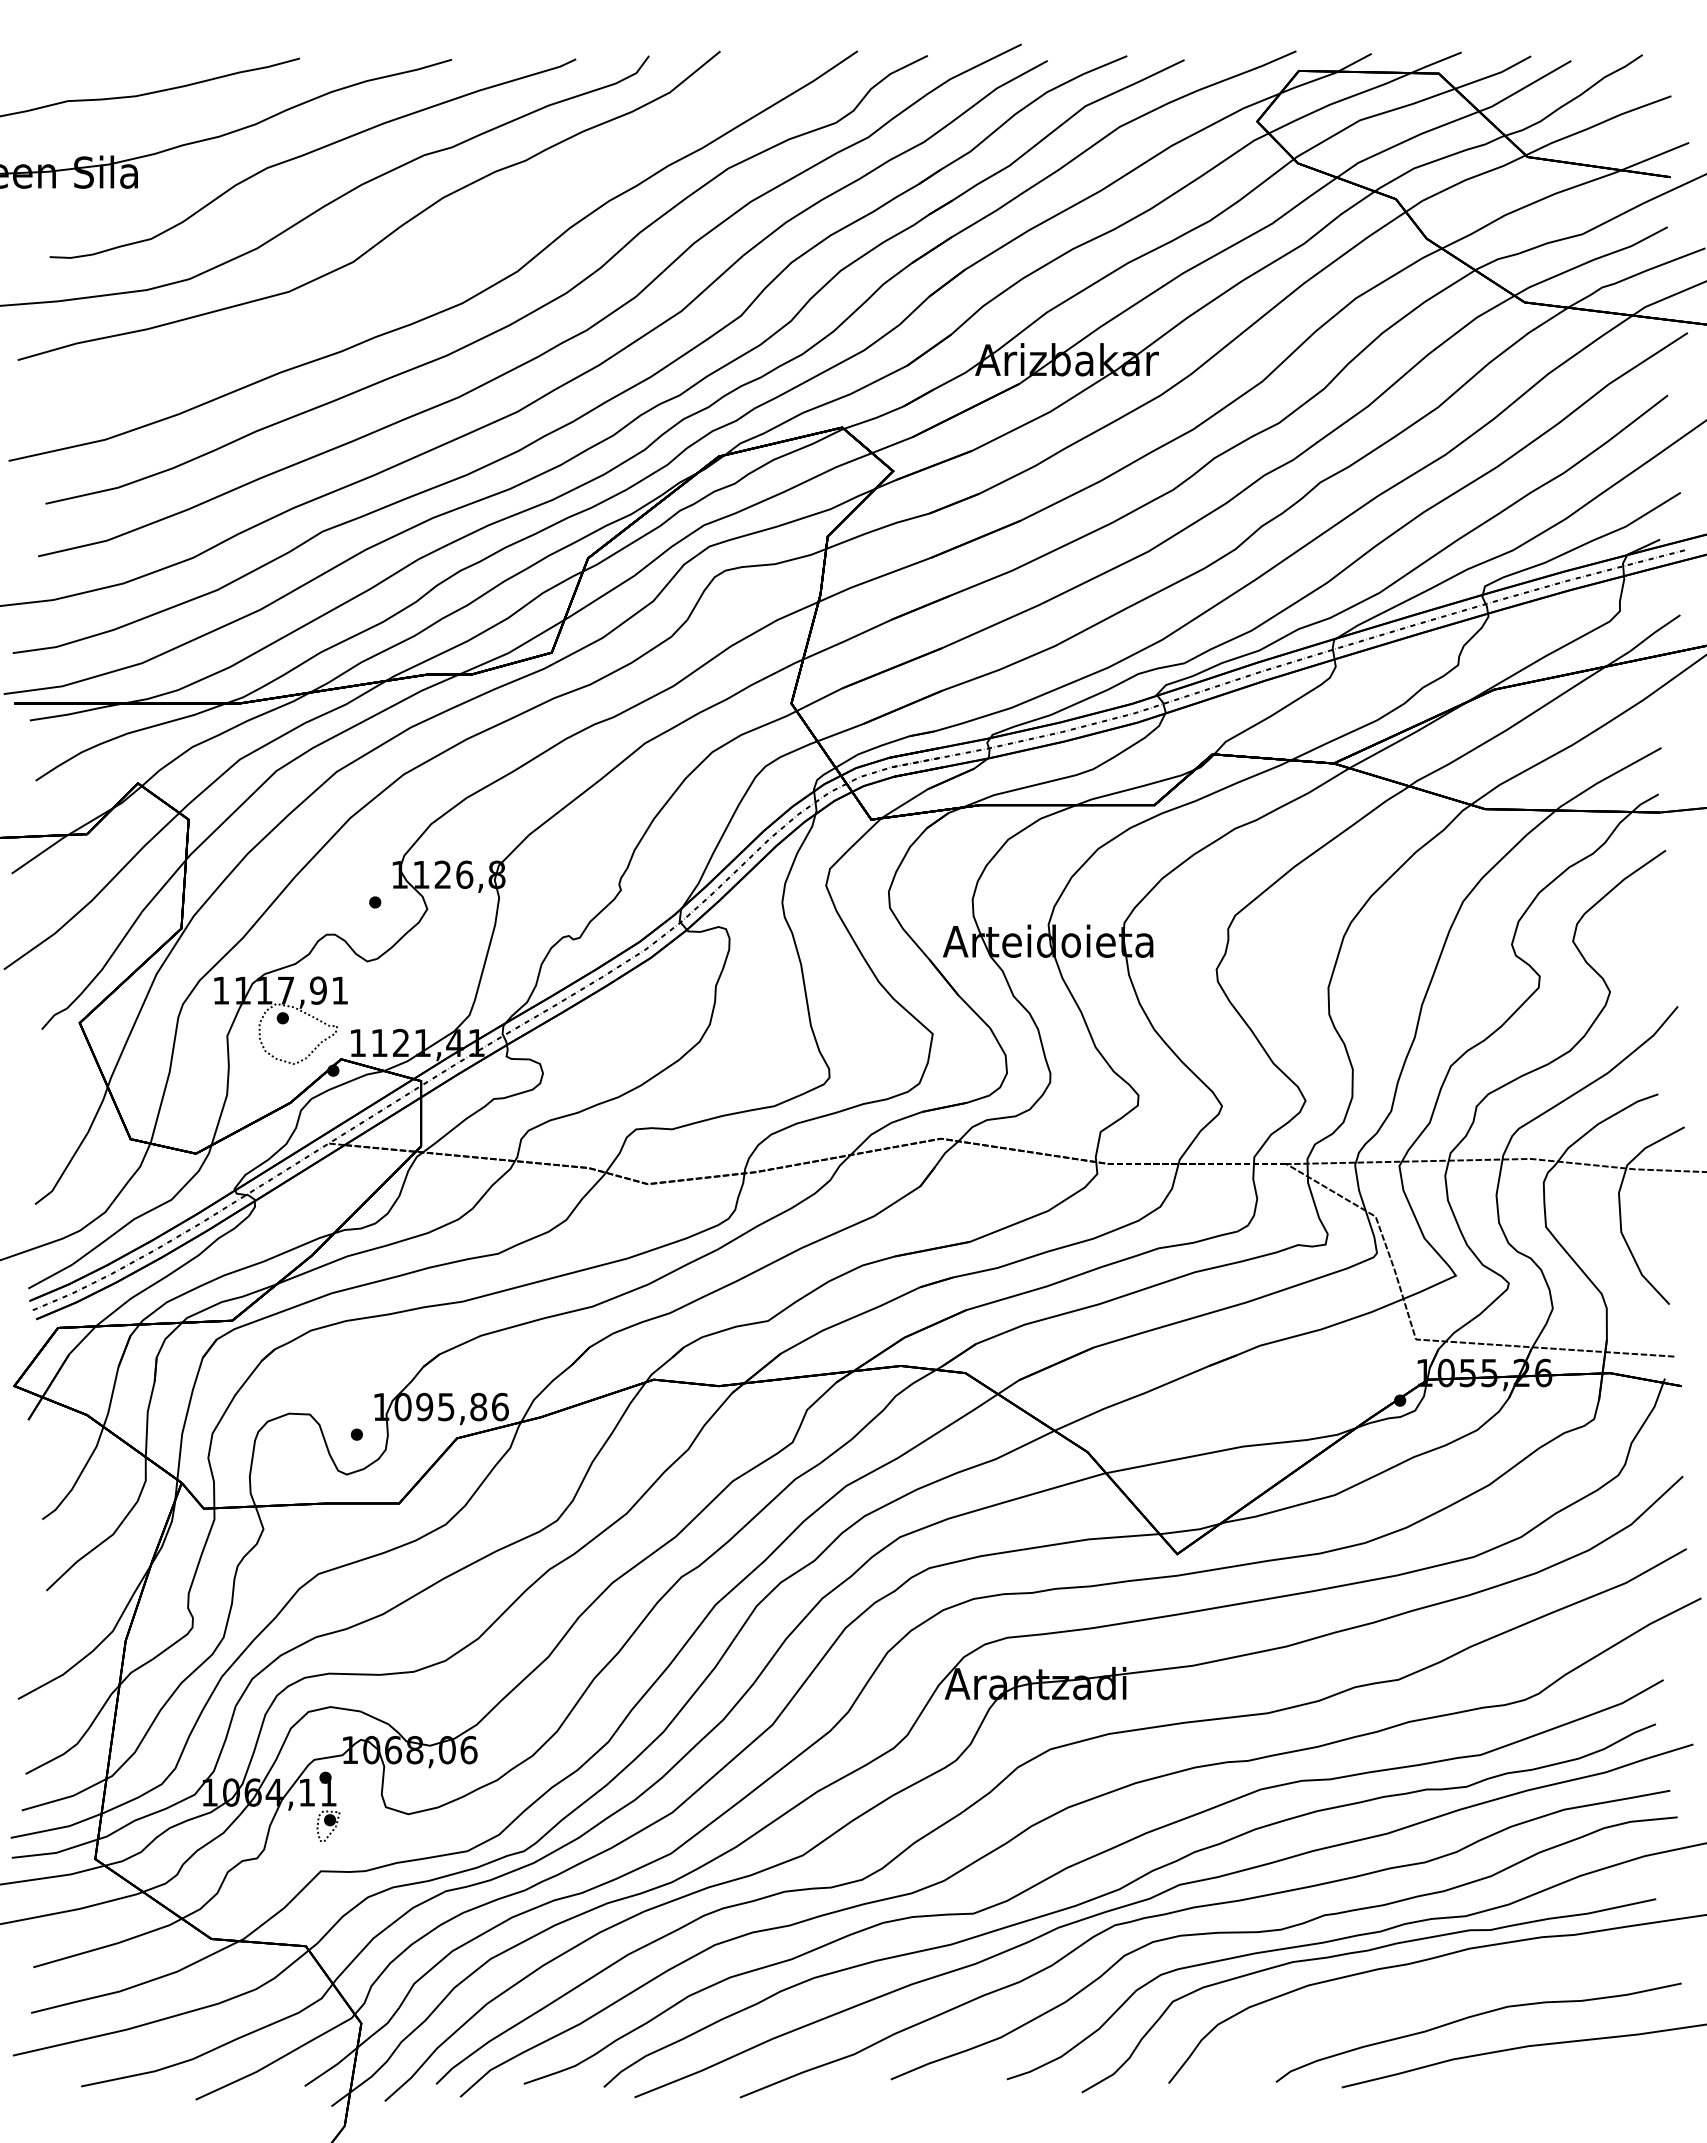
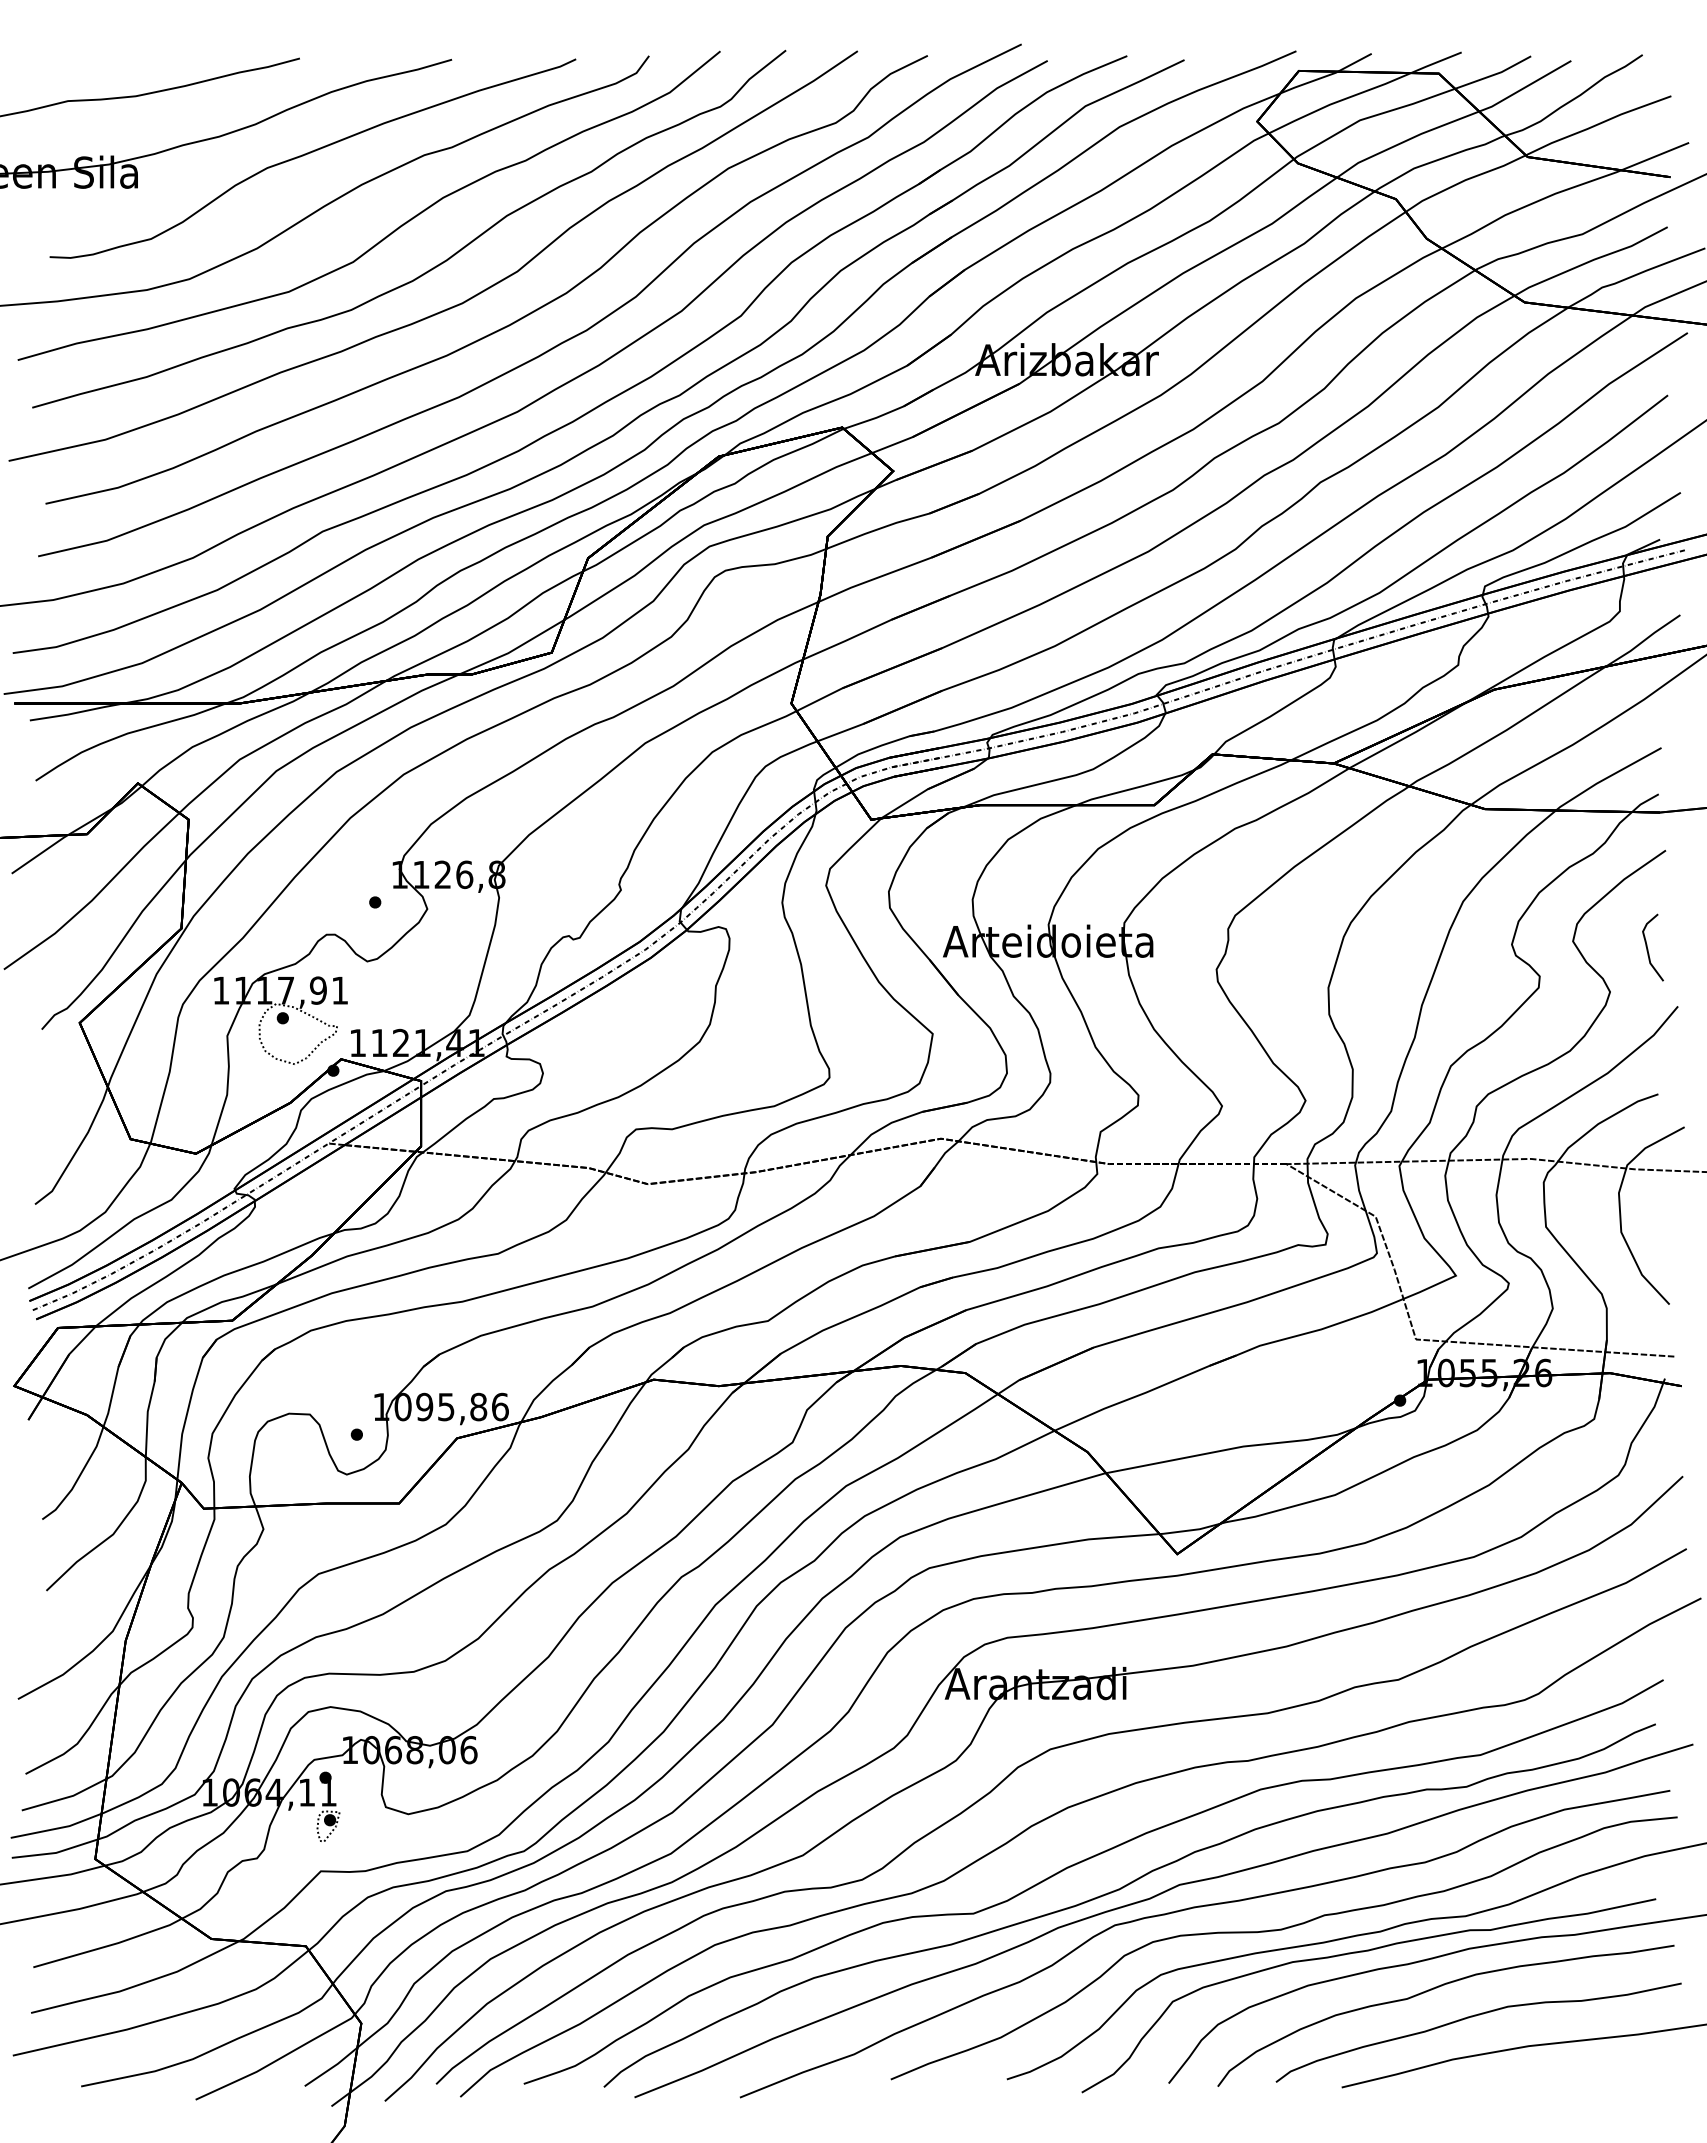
curve: none -> present (432, 267)
curve: none -> present (1648, 948)
curve: none -> present (1434, 1989)
